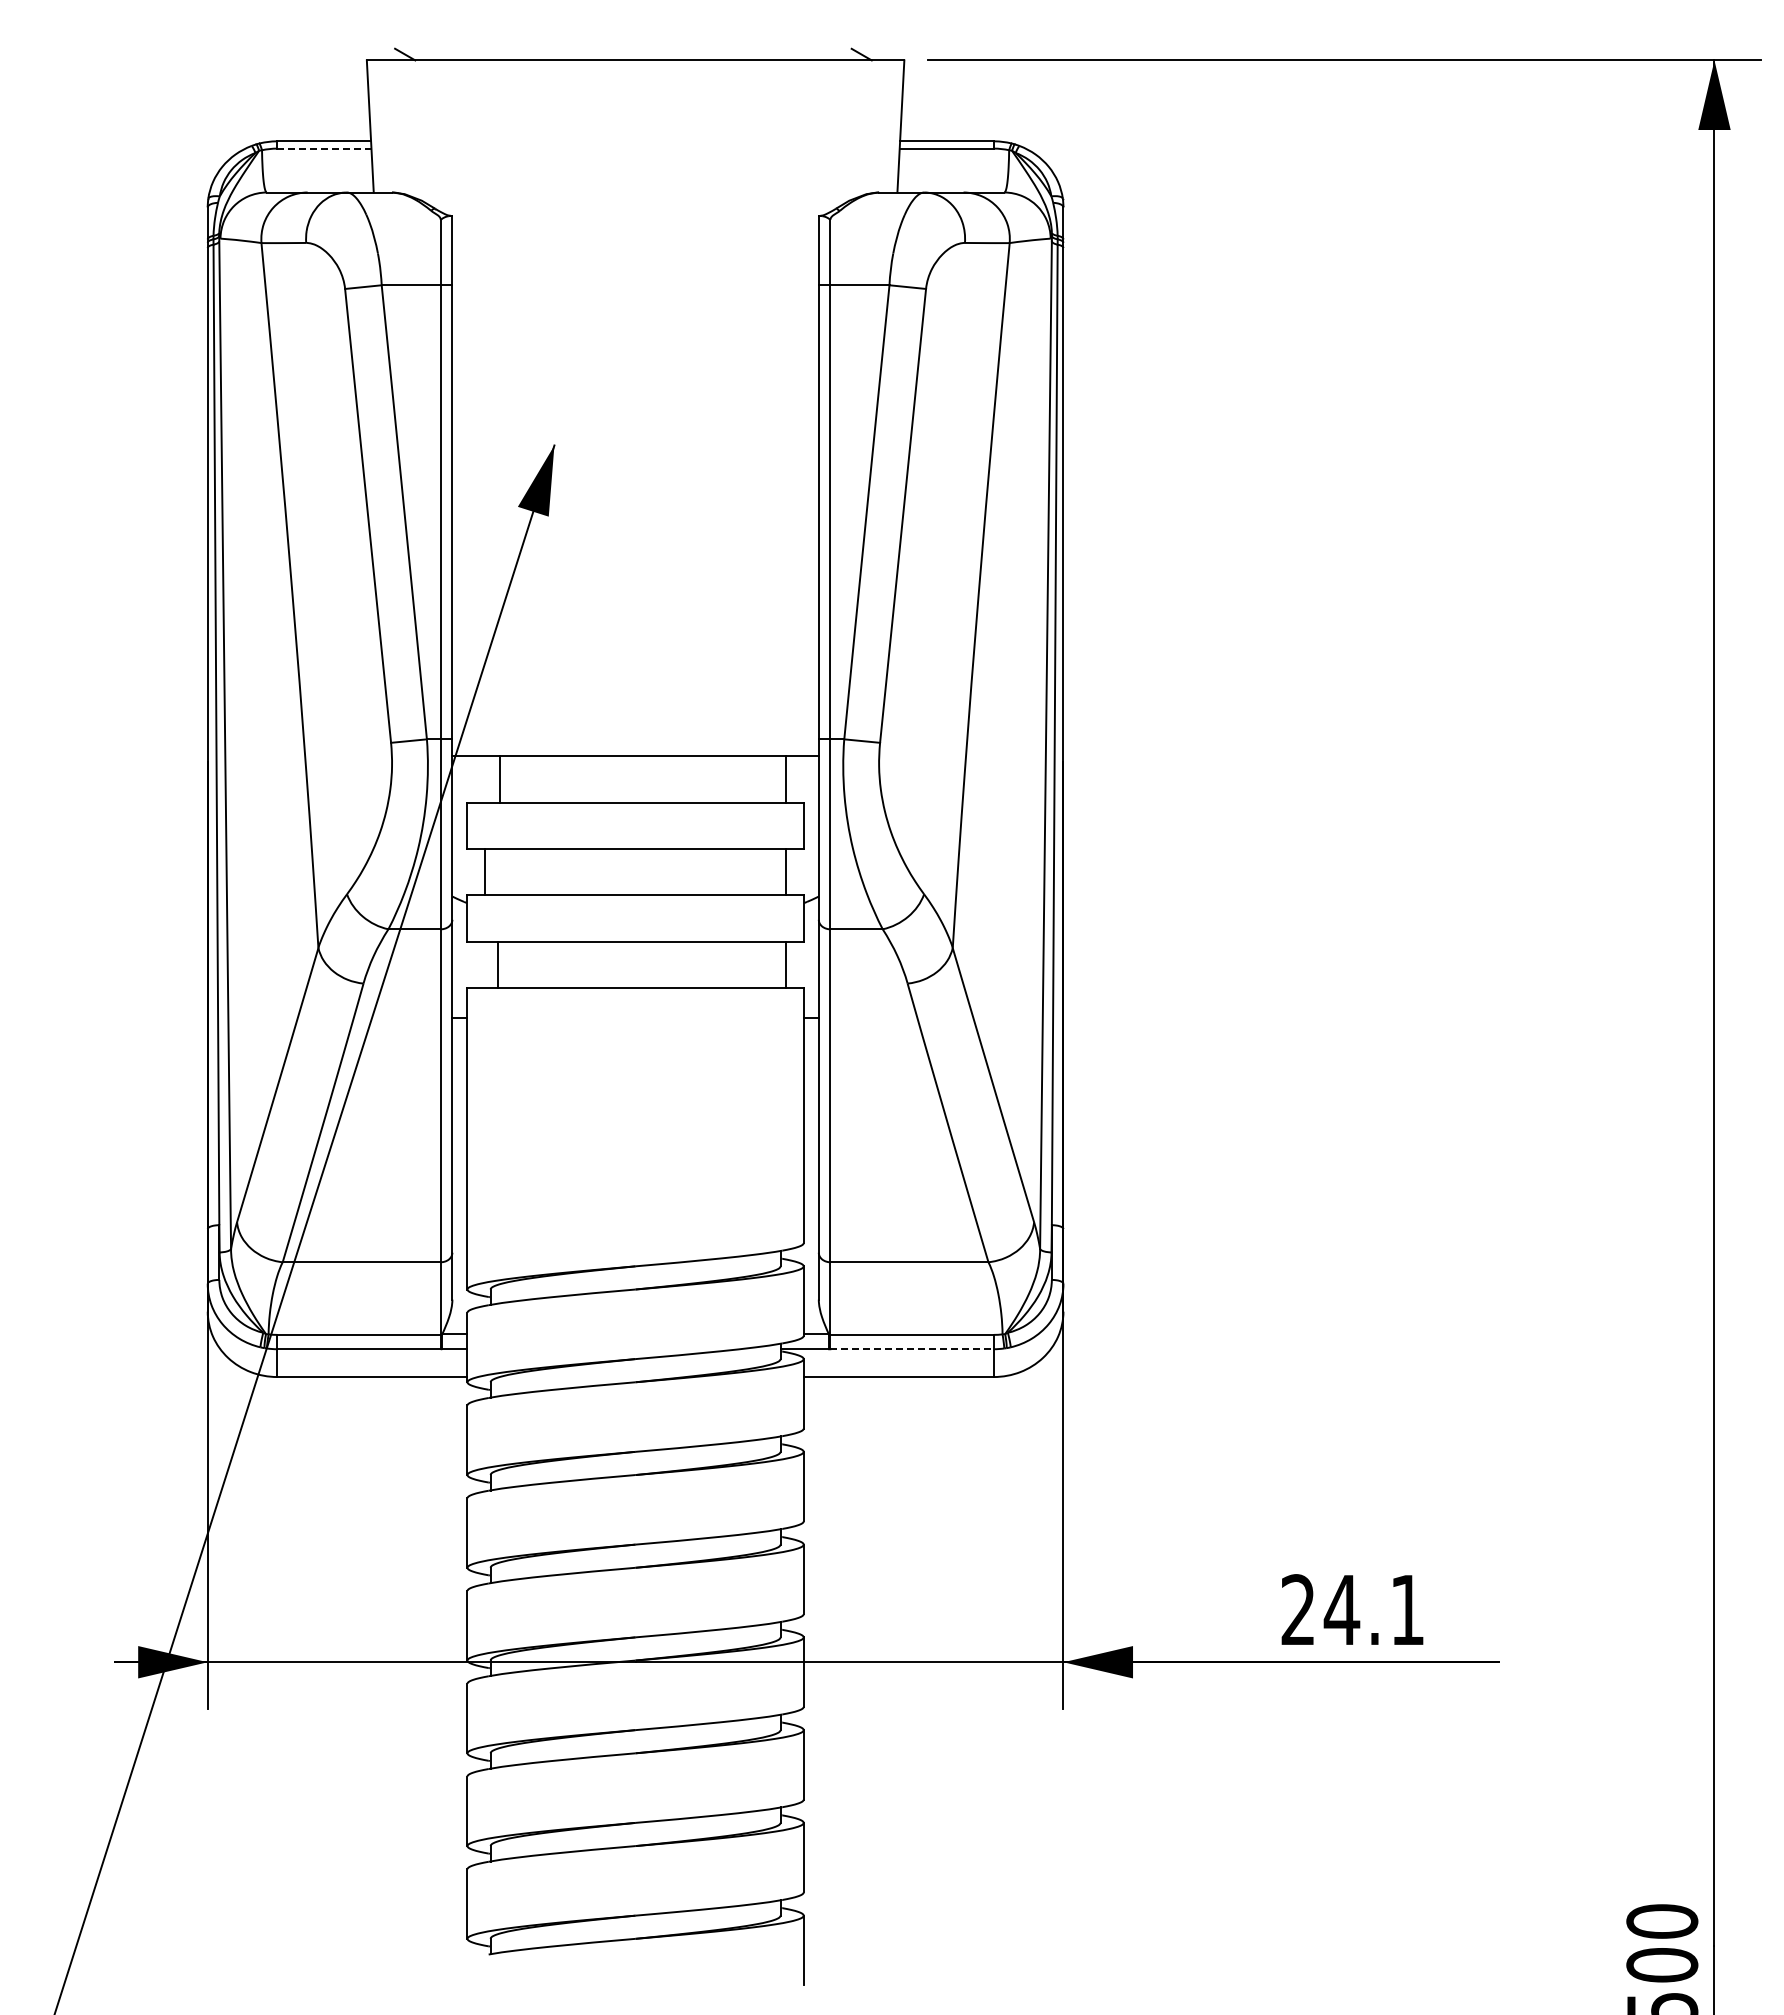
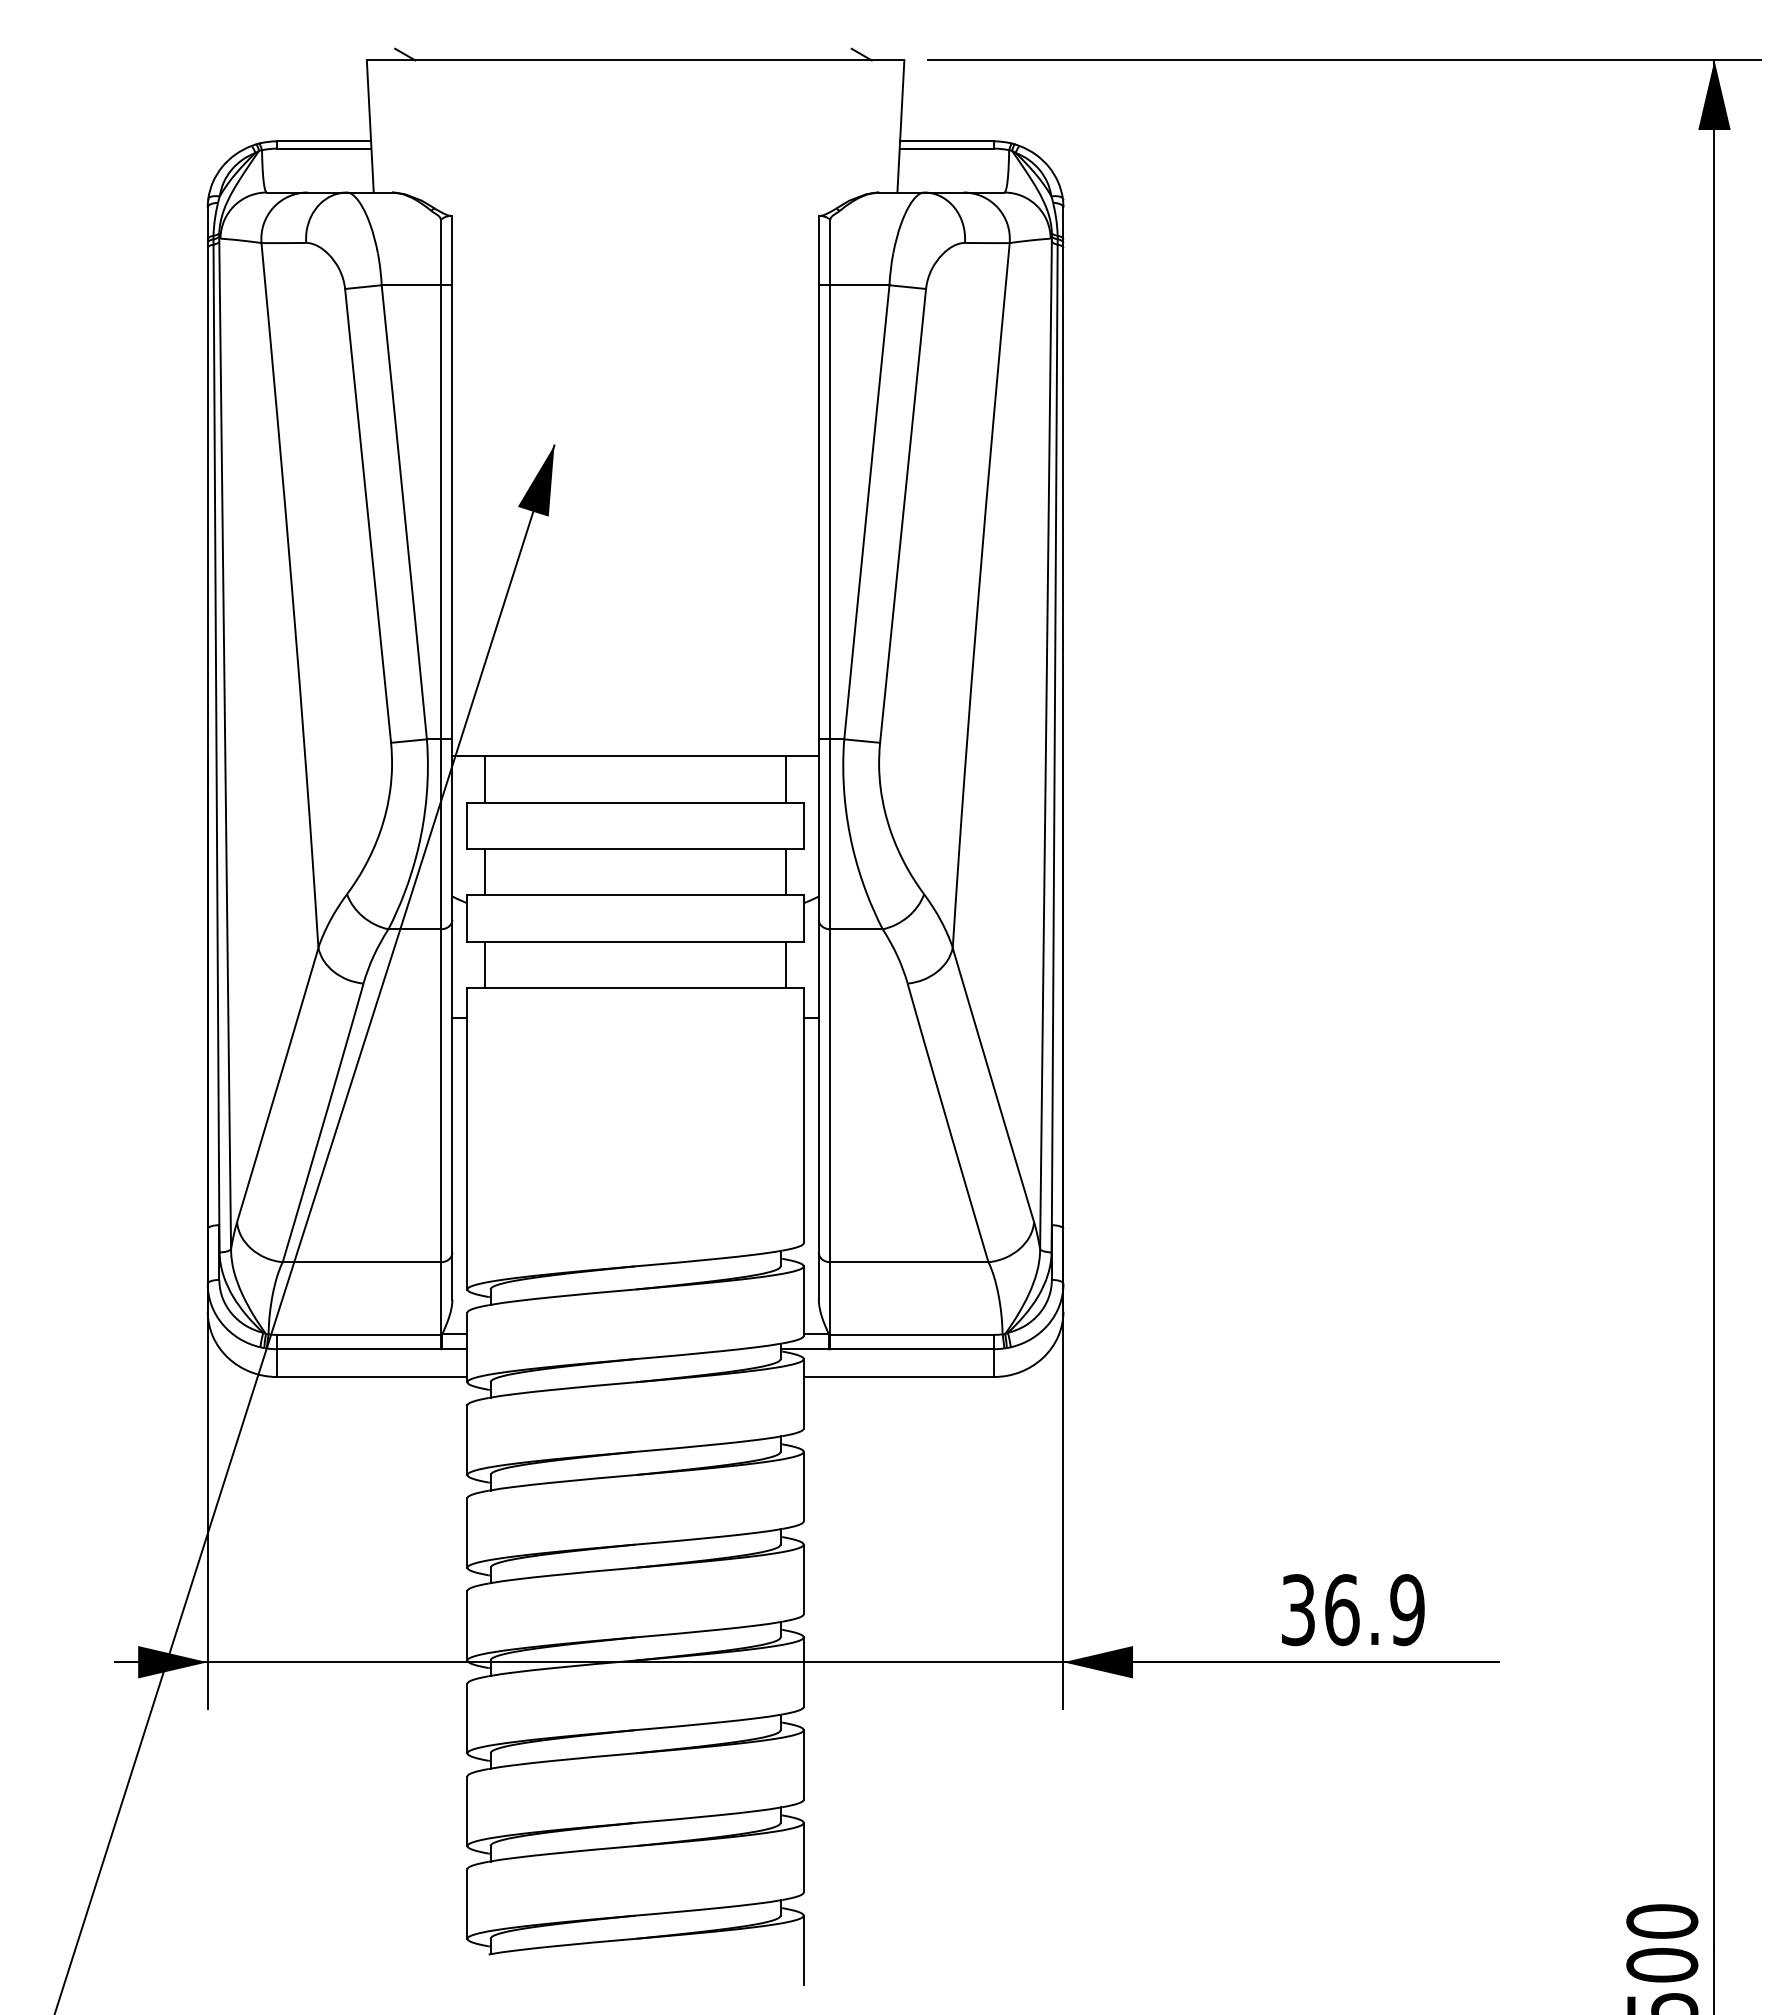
line: dashed -> solid (324, 148)
line position: (499, 779) -> (484, 779) (484, 779)
line position: (497, 964) -> (484, 964) (484, 964)
line: dashed -> solid (912, 1349)
text: 24.1 -> 36.9 (1352, 1610)
